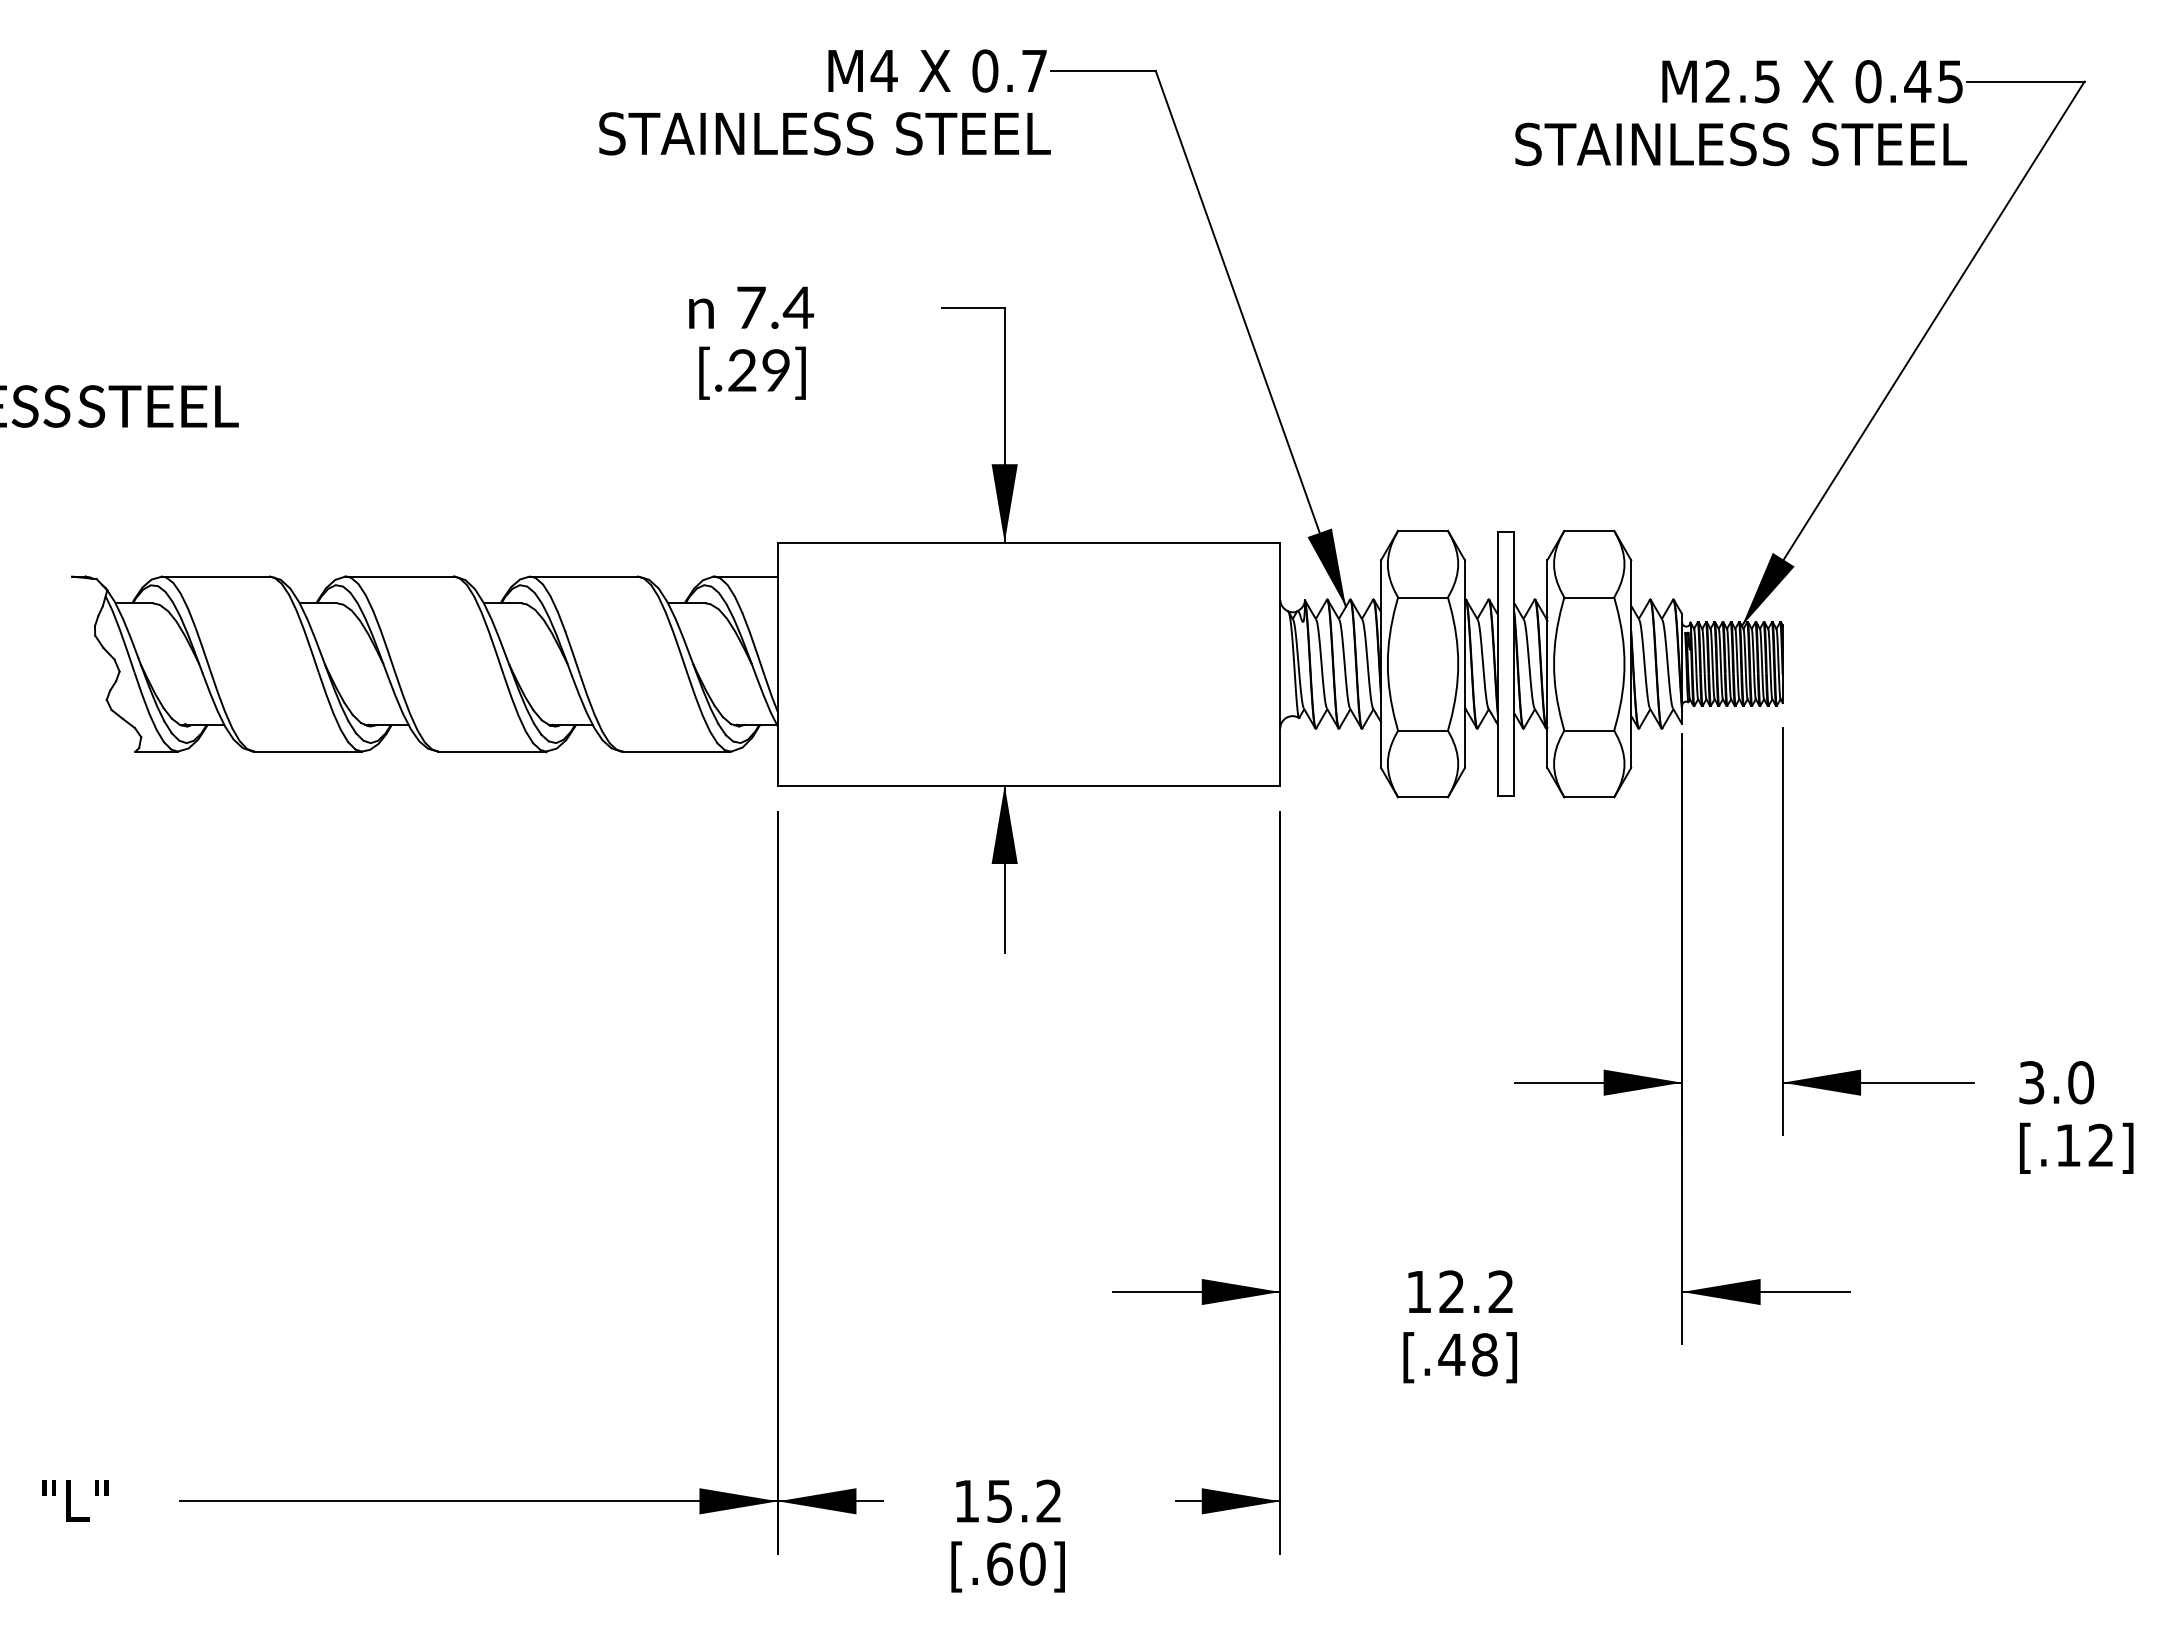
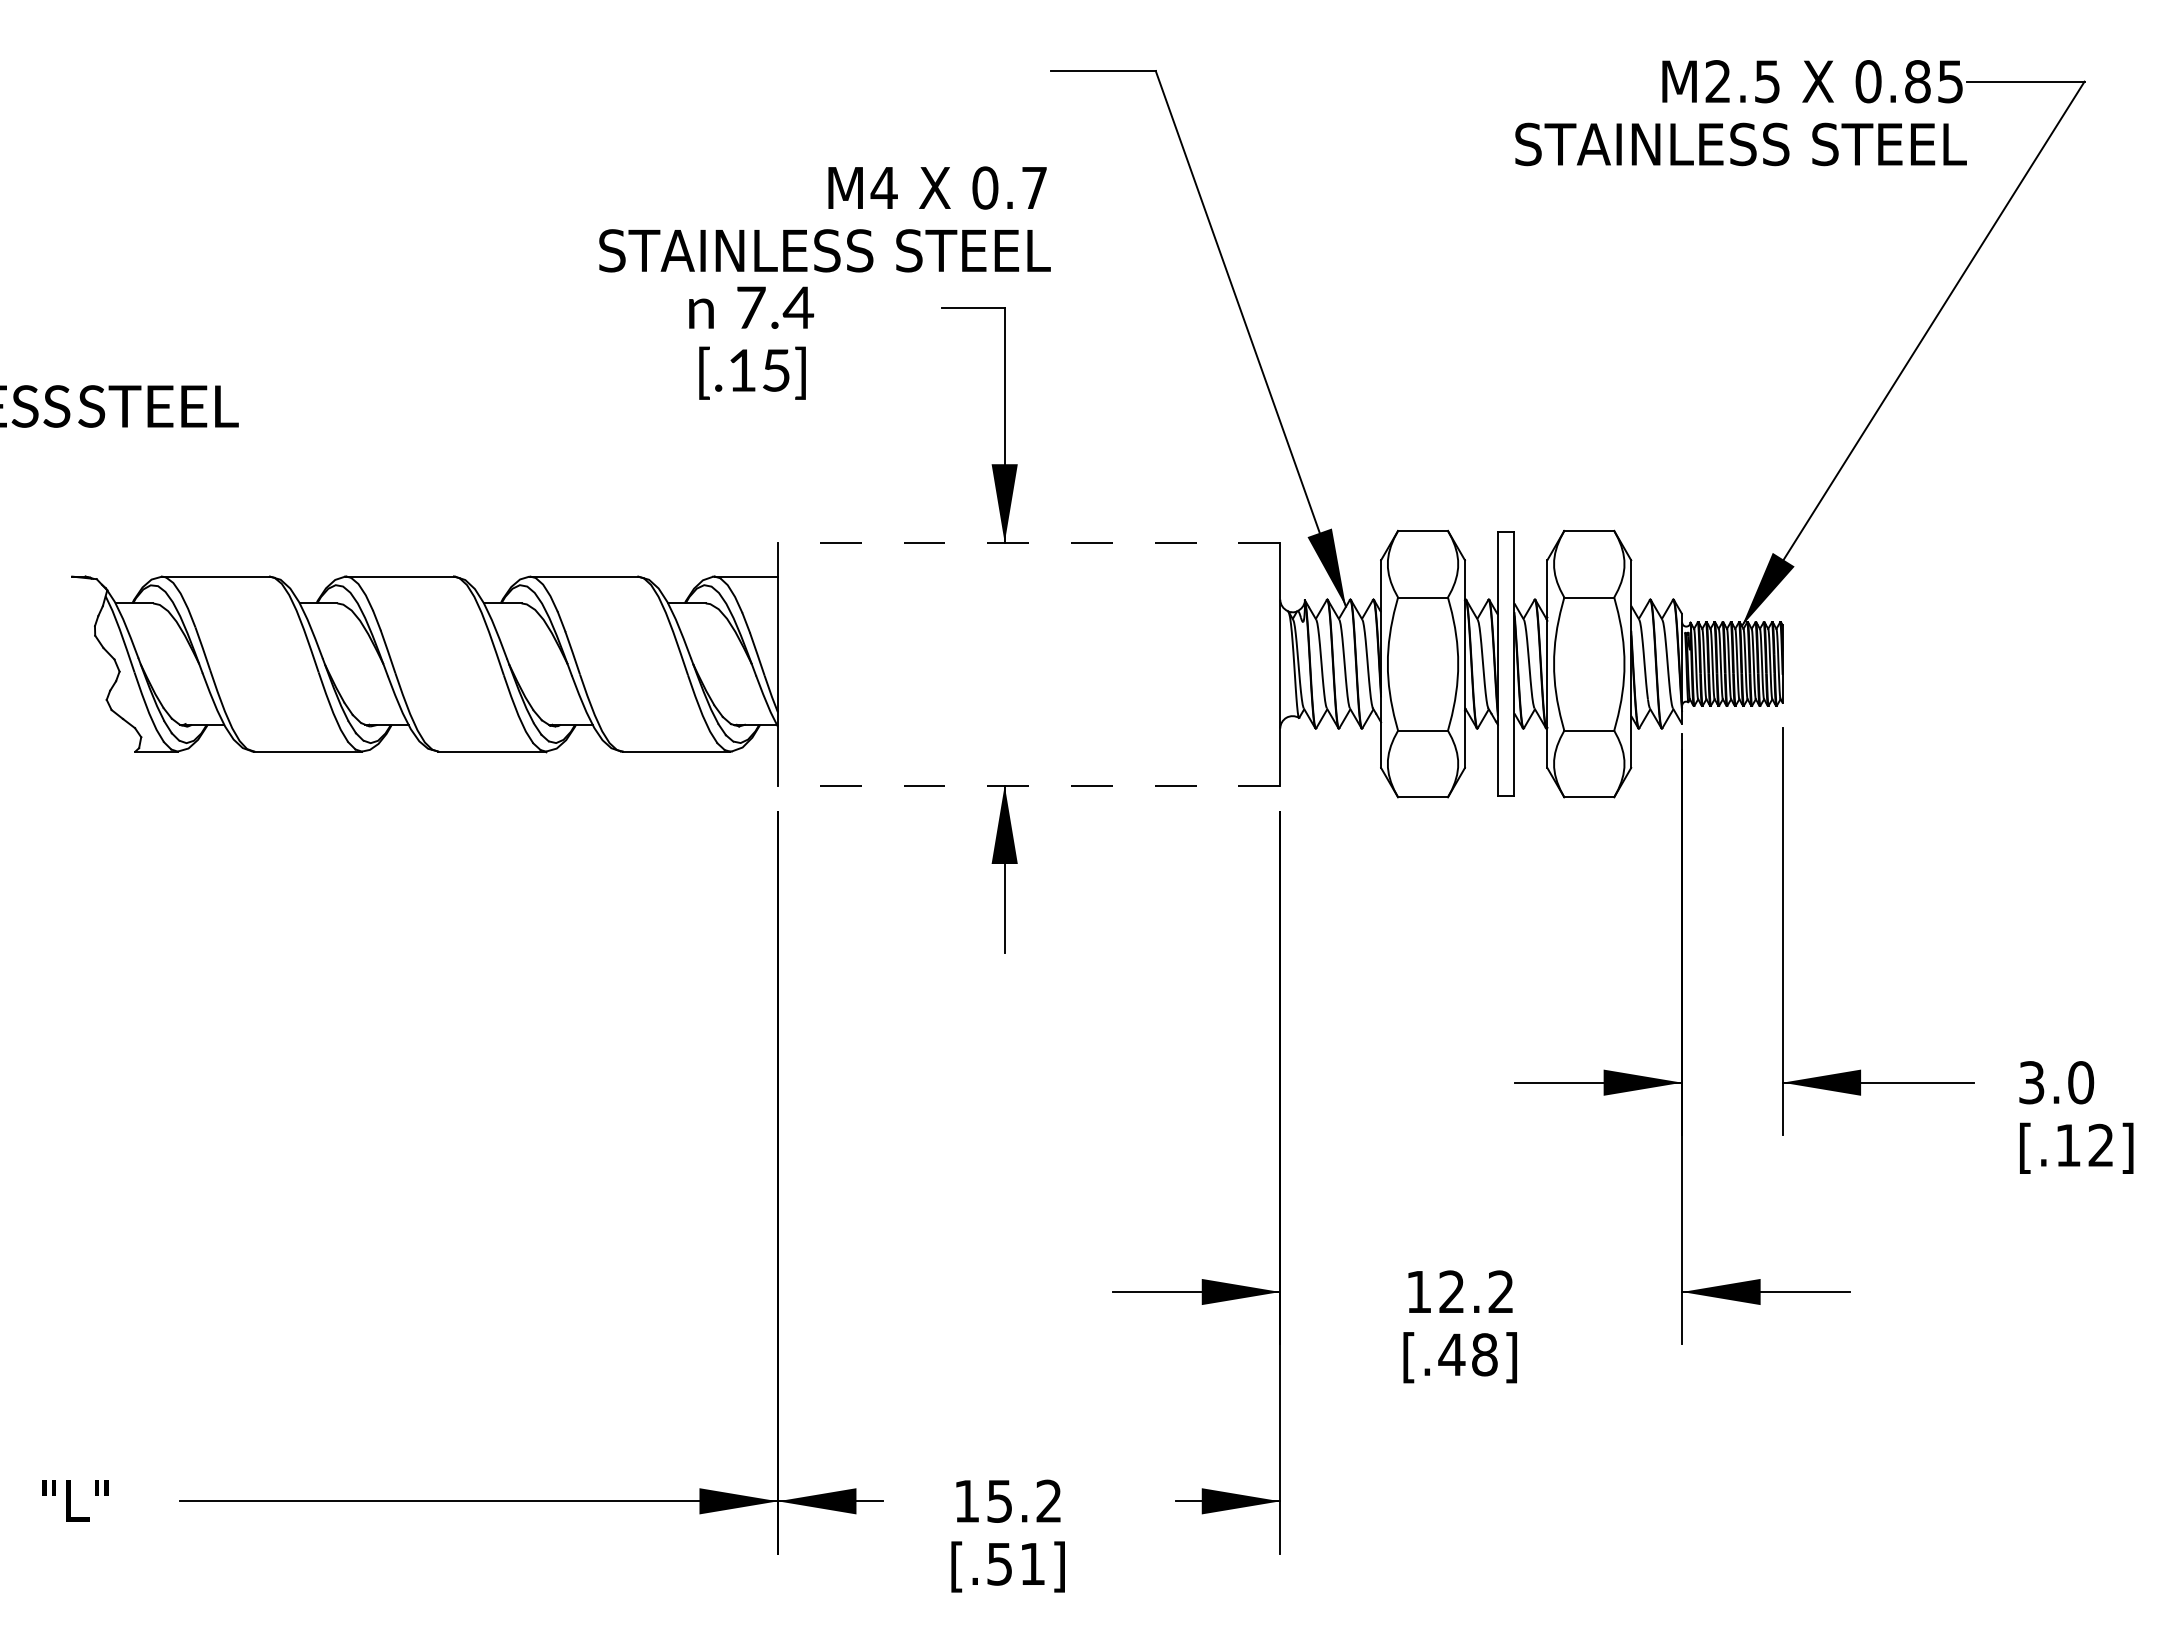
text: 0.45 -> 0.85 (1917, 81)
text position: (824, 102) -> (824, 219) (824, 219)
text: [.29] -> [.15] (758, 370)
line: solid -> dashed (1028, 542)
line: solid -> dashed (1028, 785)
text: [.60] -> [.51] (1016, 1563)
